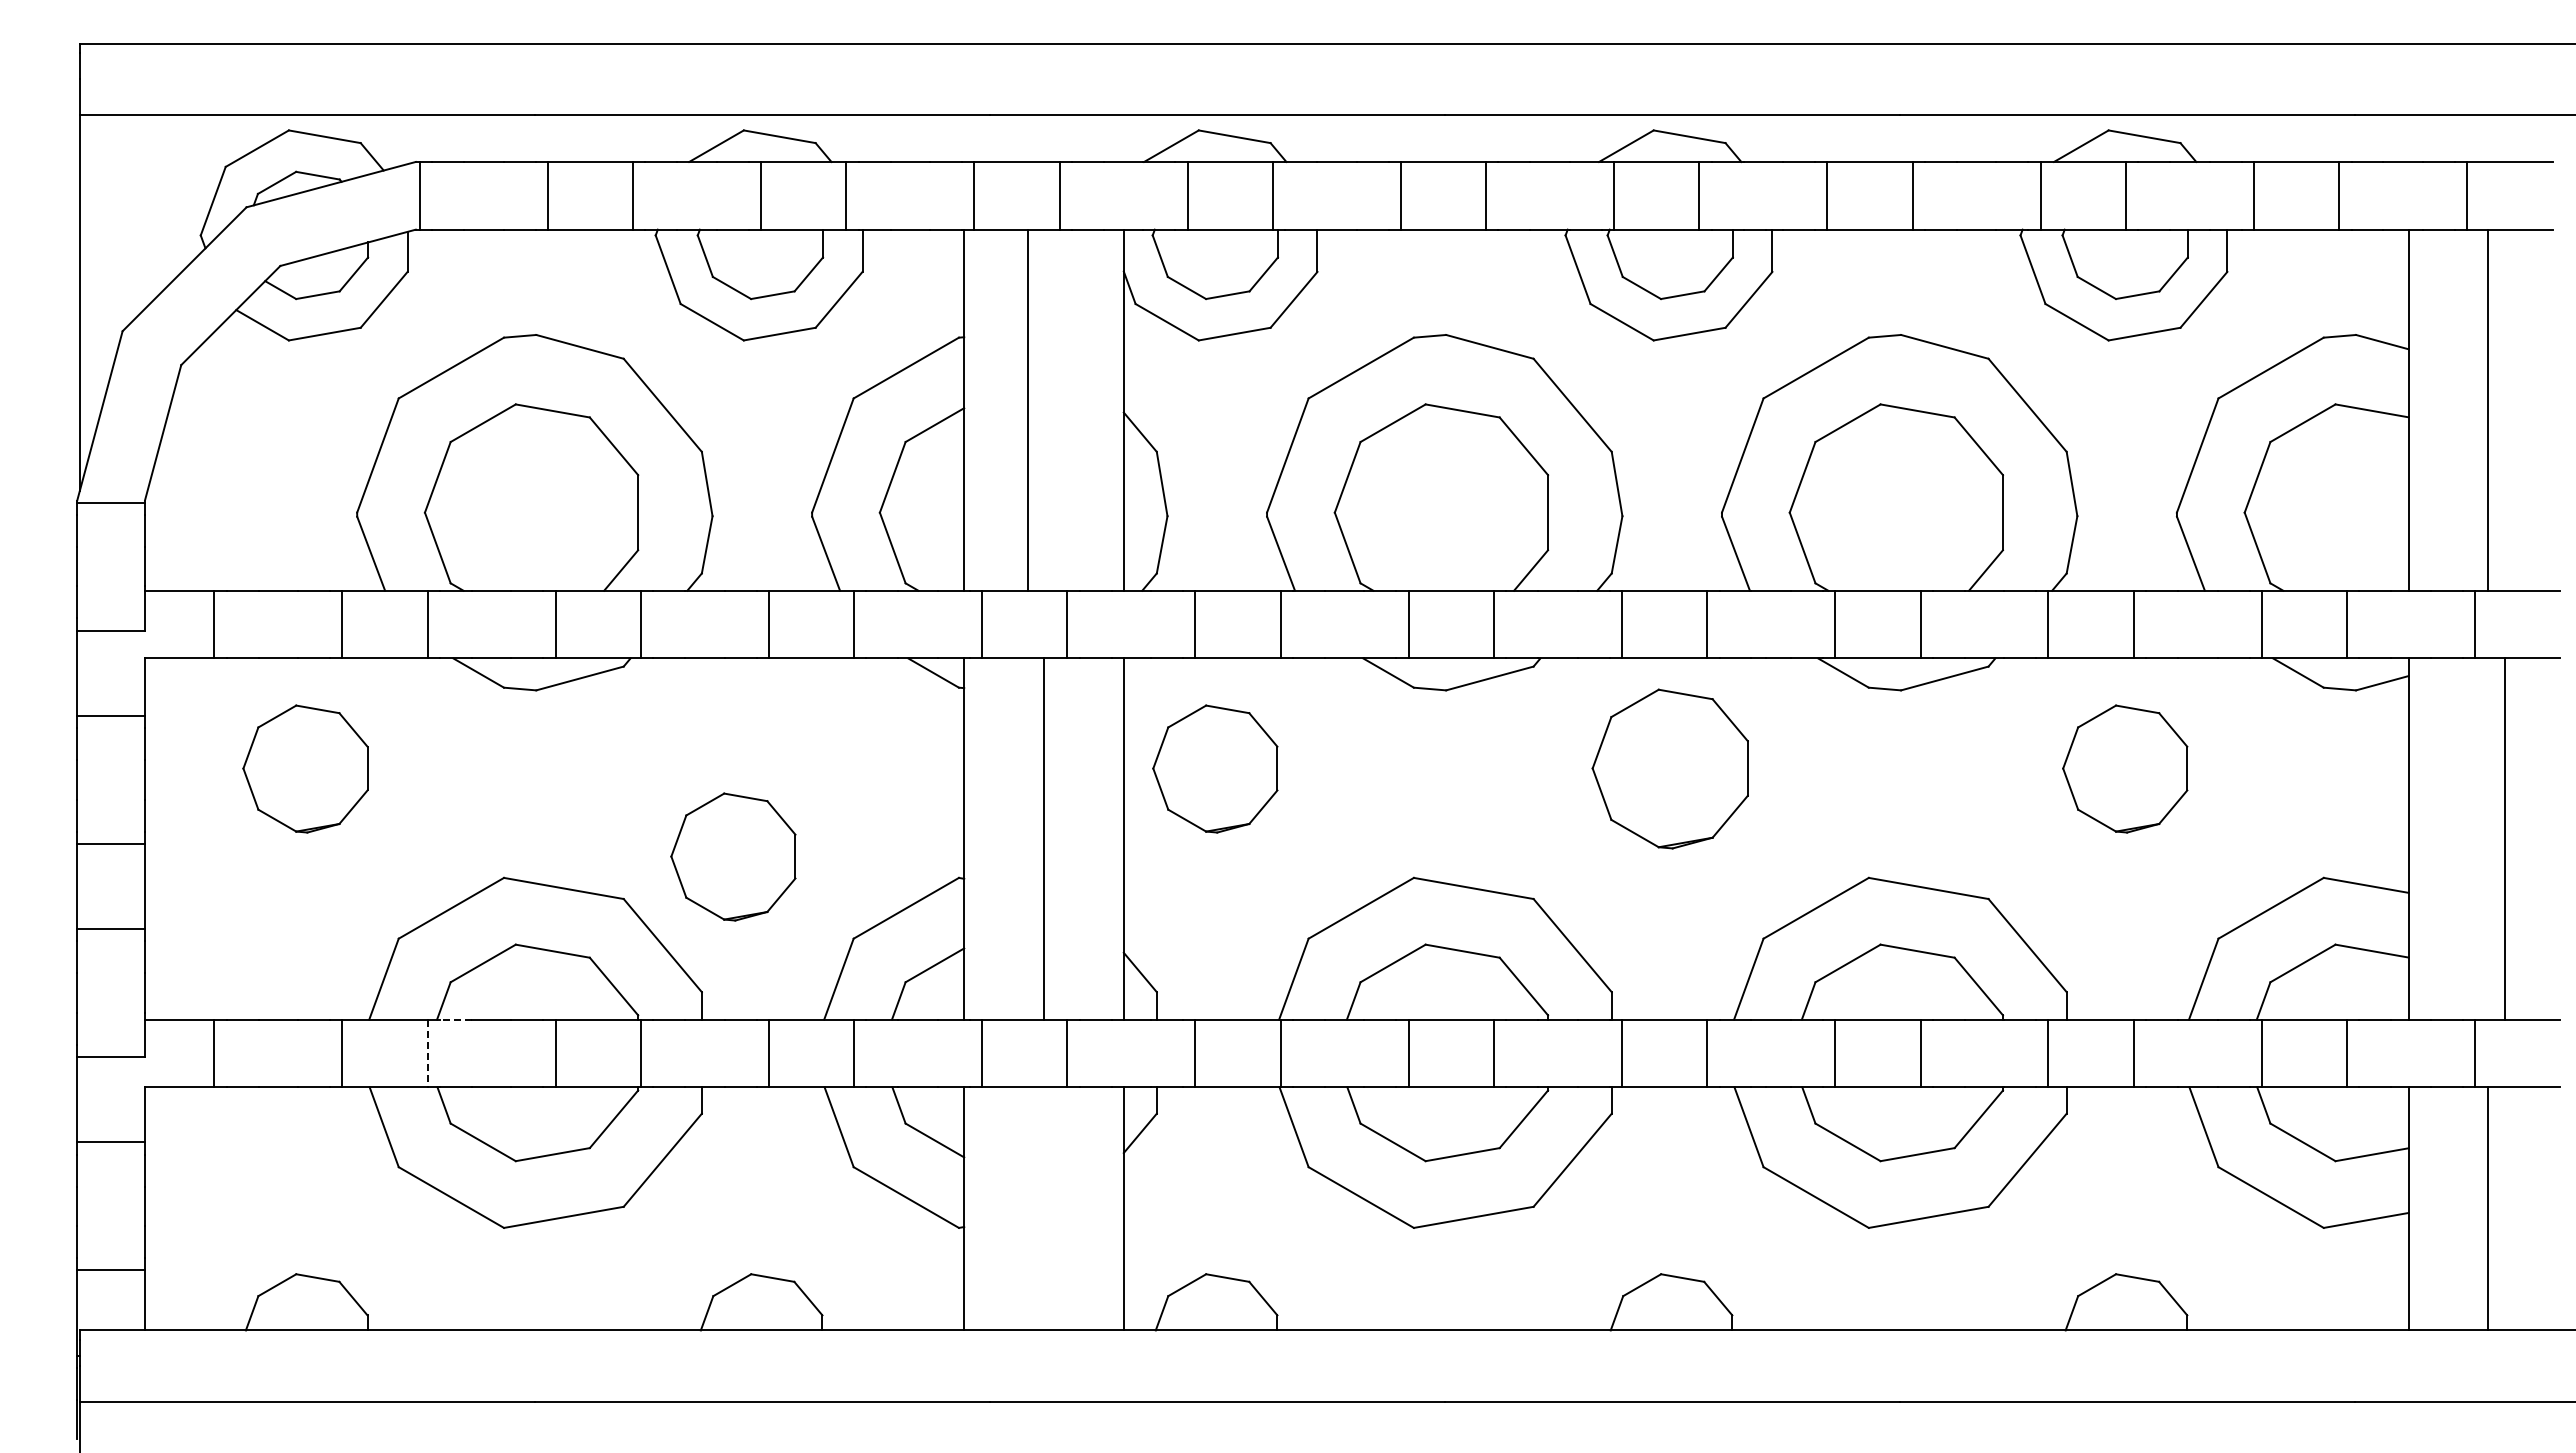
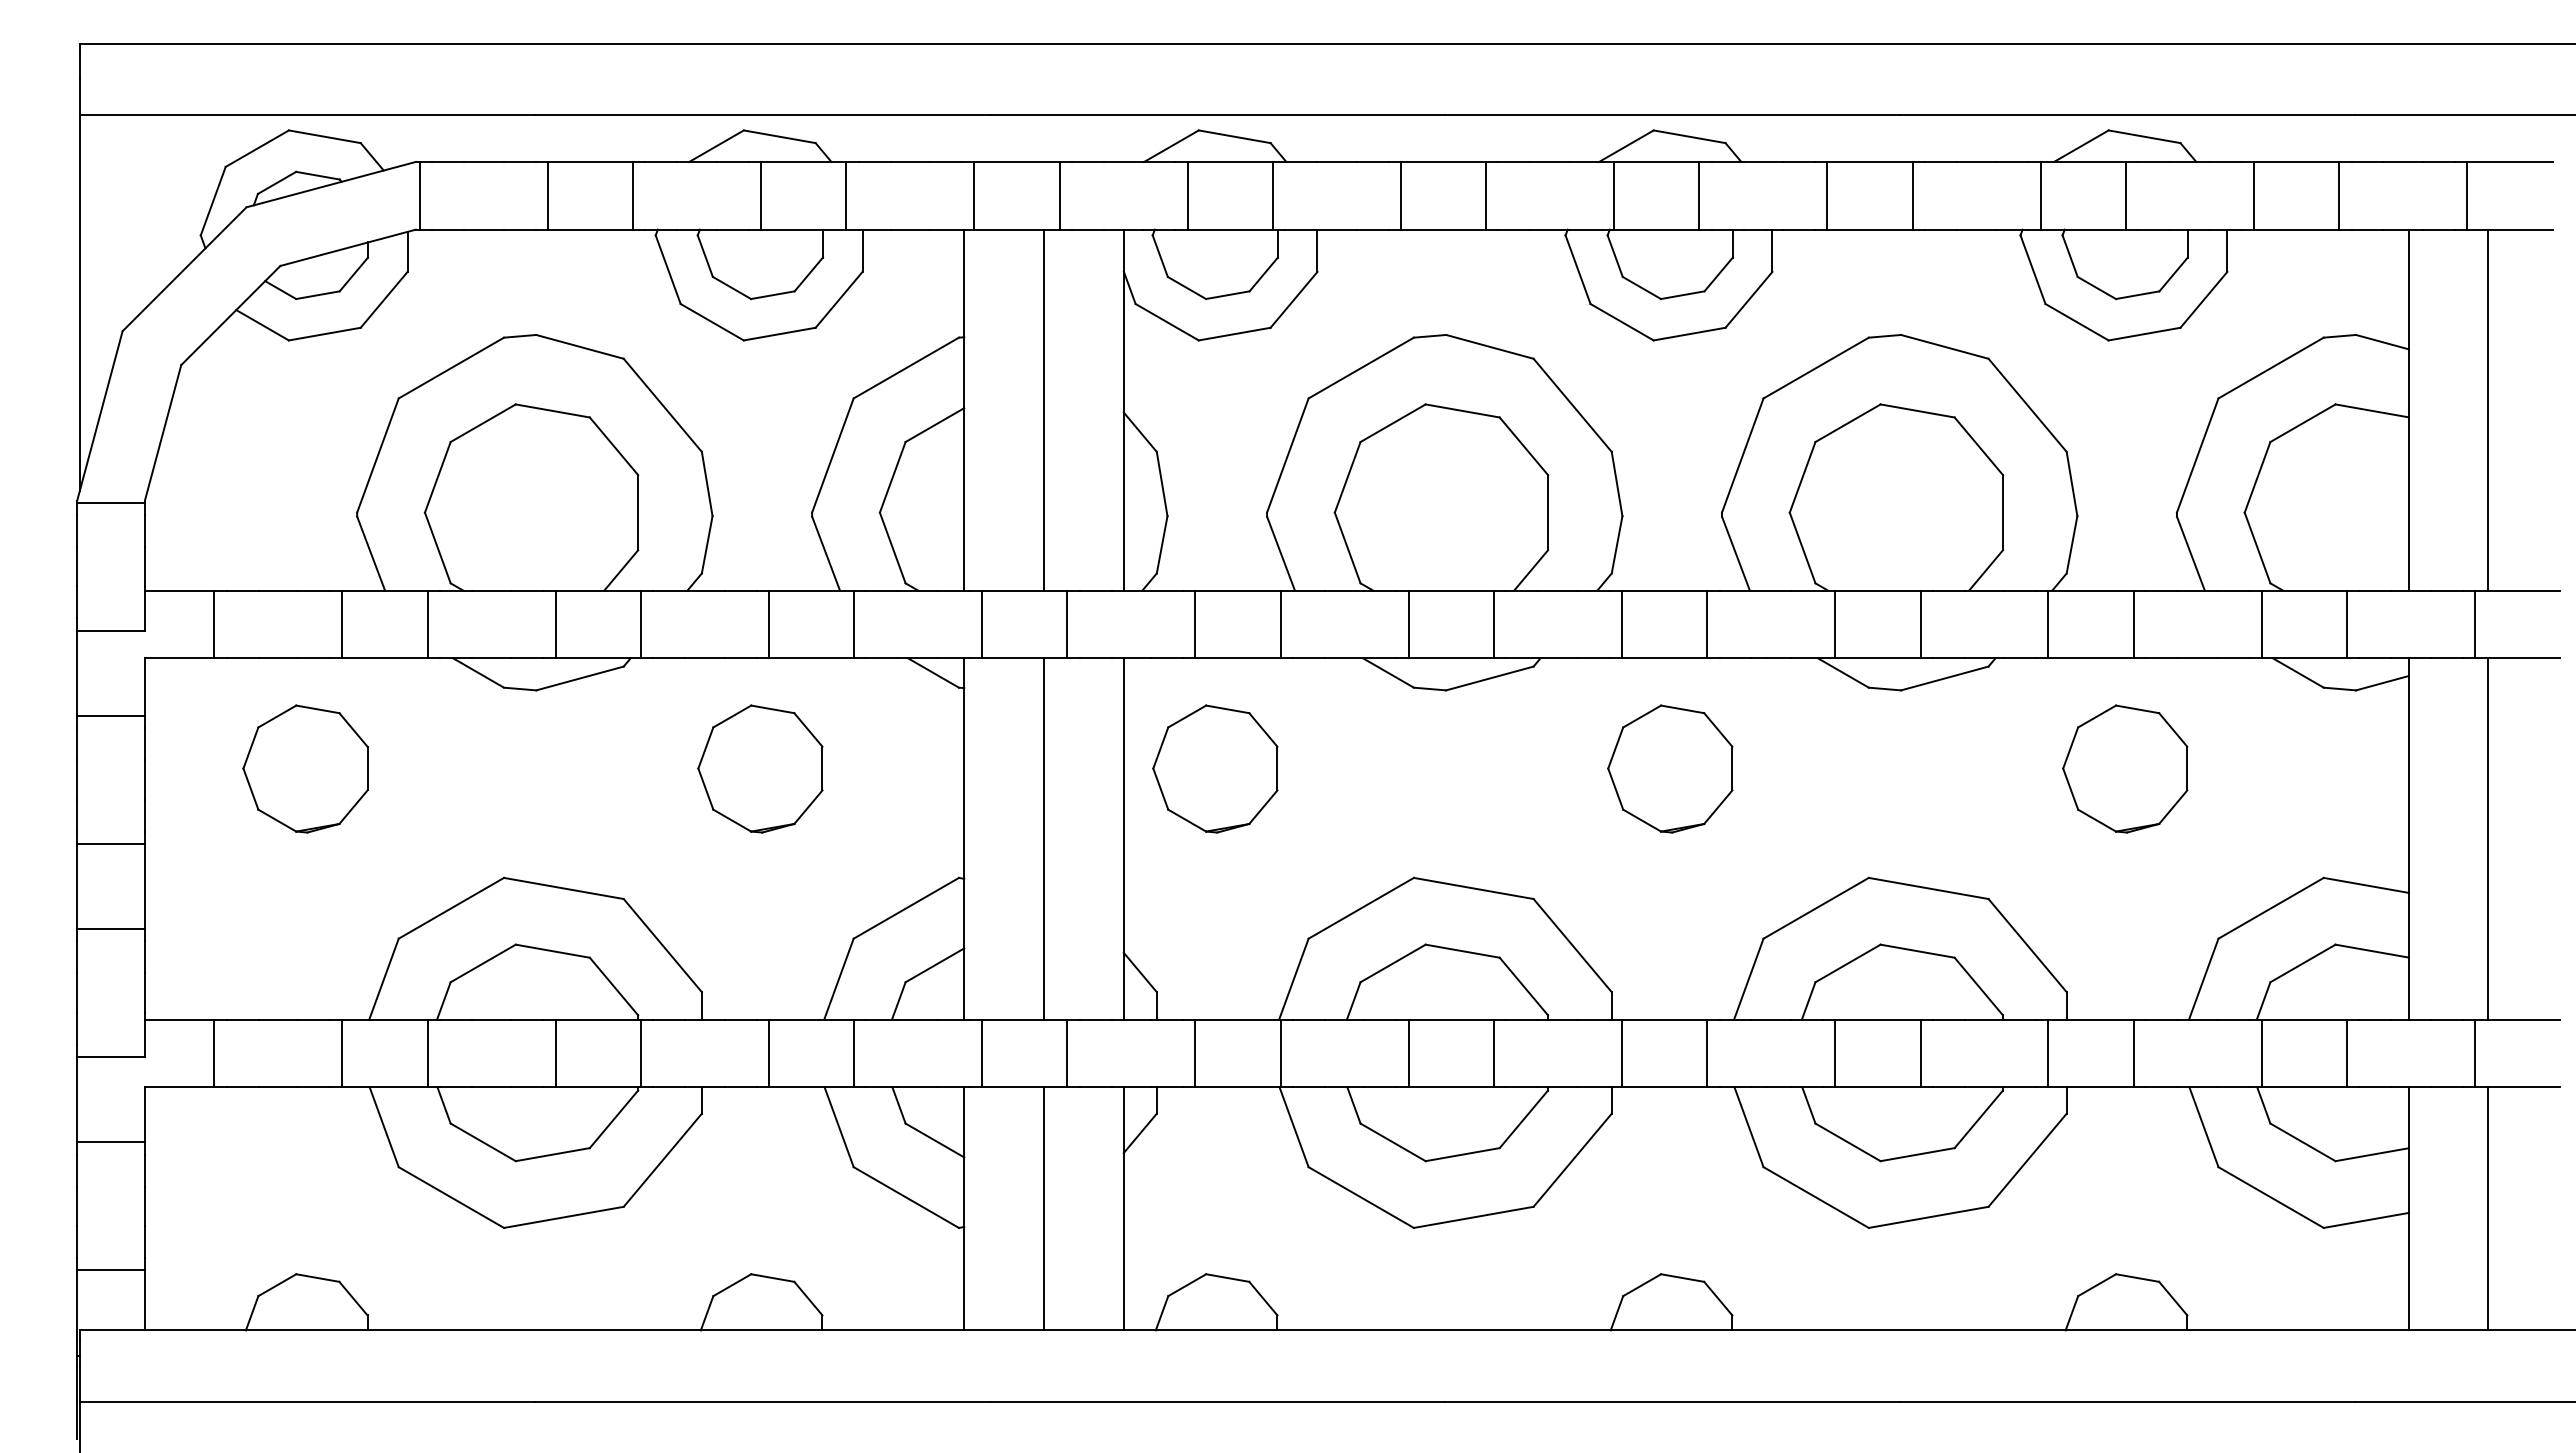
line position: (1028, 409) -> (1044, 409) (1044, 409)
part size: 158x162 px -> 127x130 px (1670, 768)
line position: (2505, 838) -> (2488, 838) (2488, 838)
part position: (733, 856) -> (760, 768) (760, 768)
line: dashed -> solid (455, 1019)
line: dashed -> solid (427, 1053)
line: none -> present (1044, 1208)
